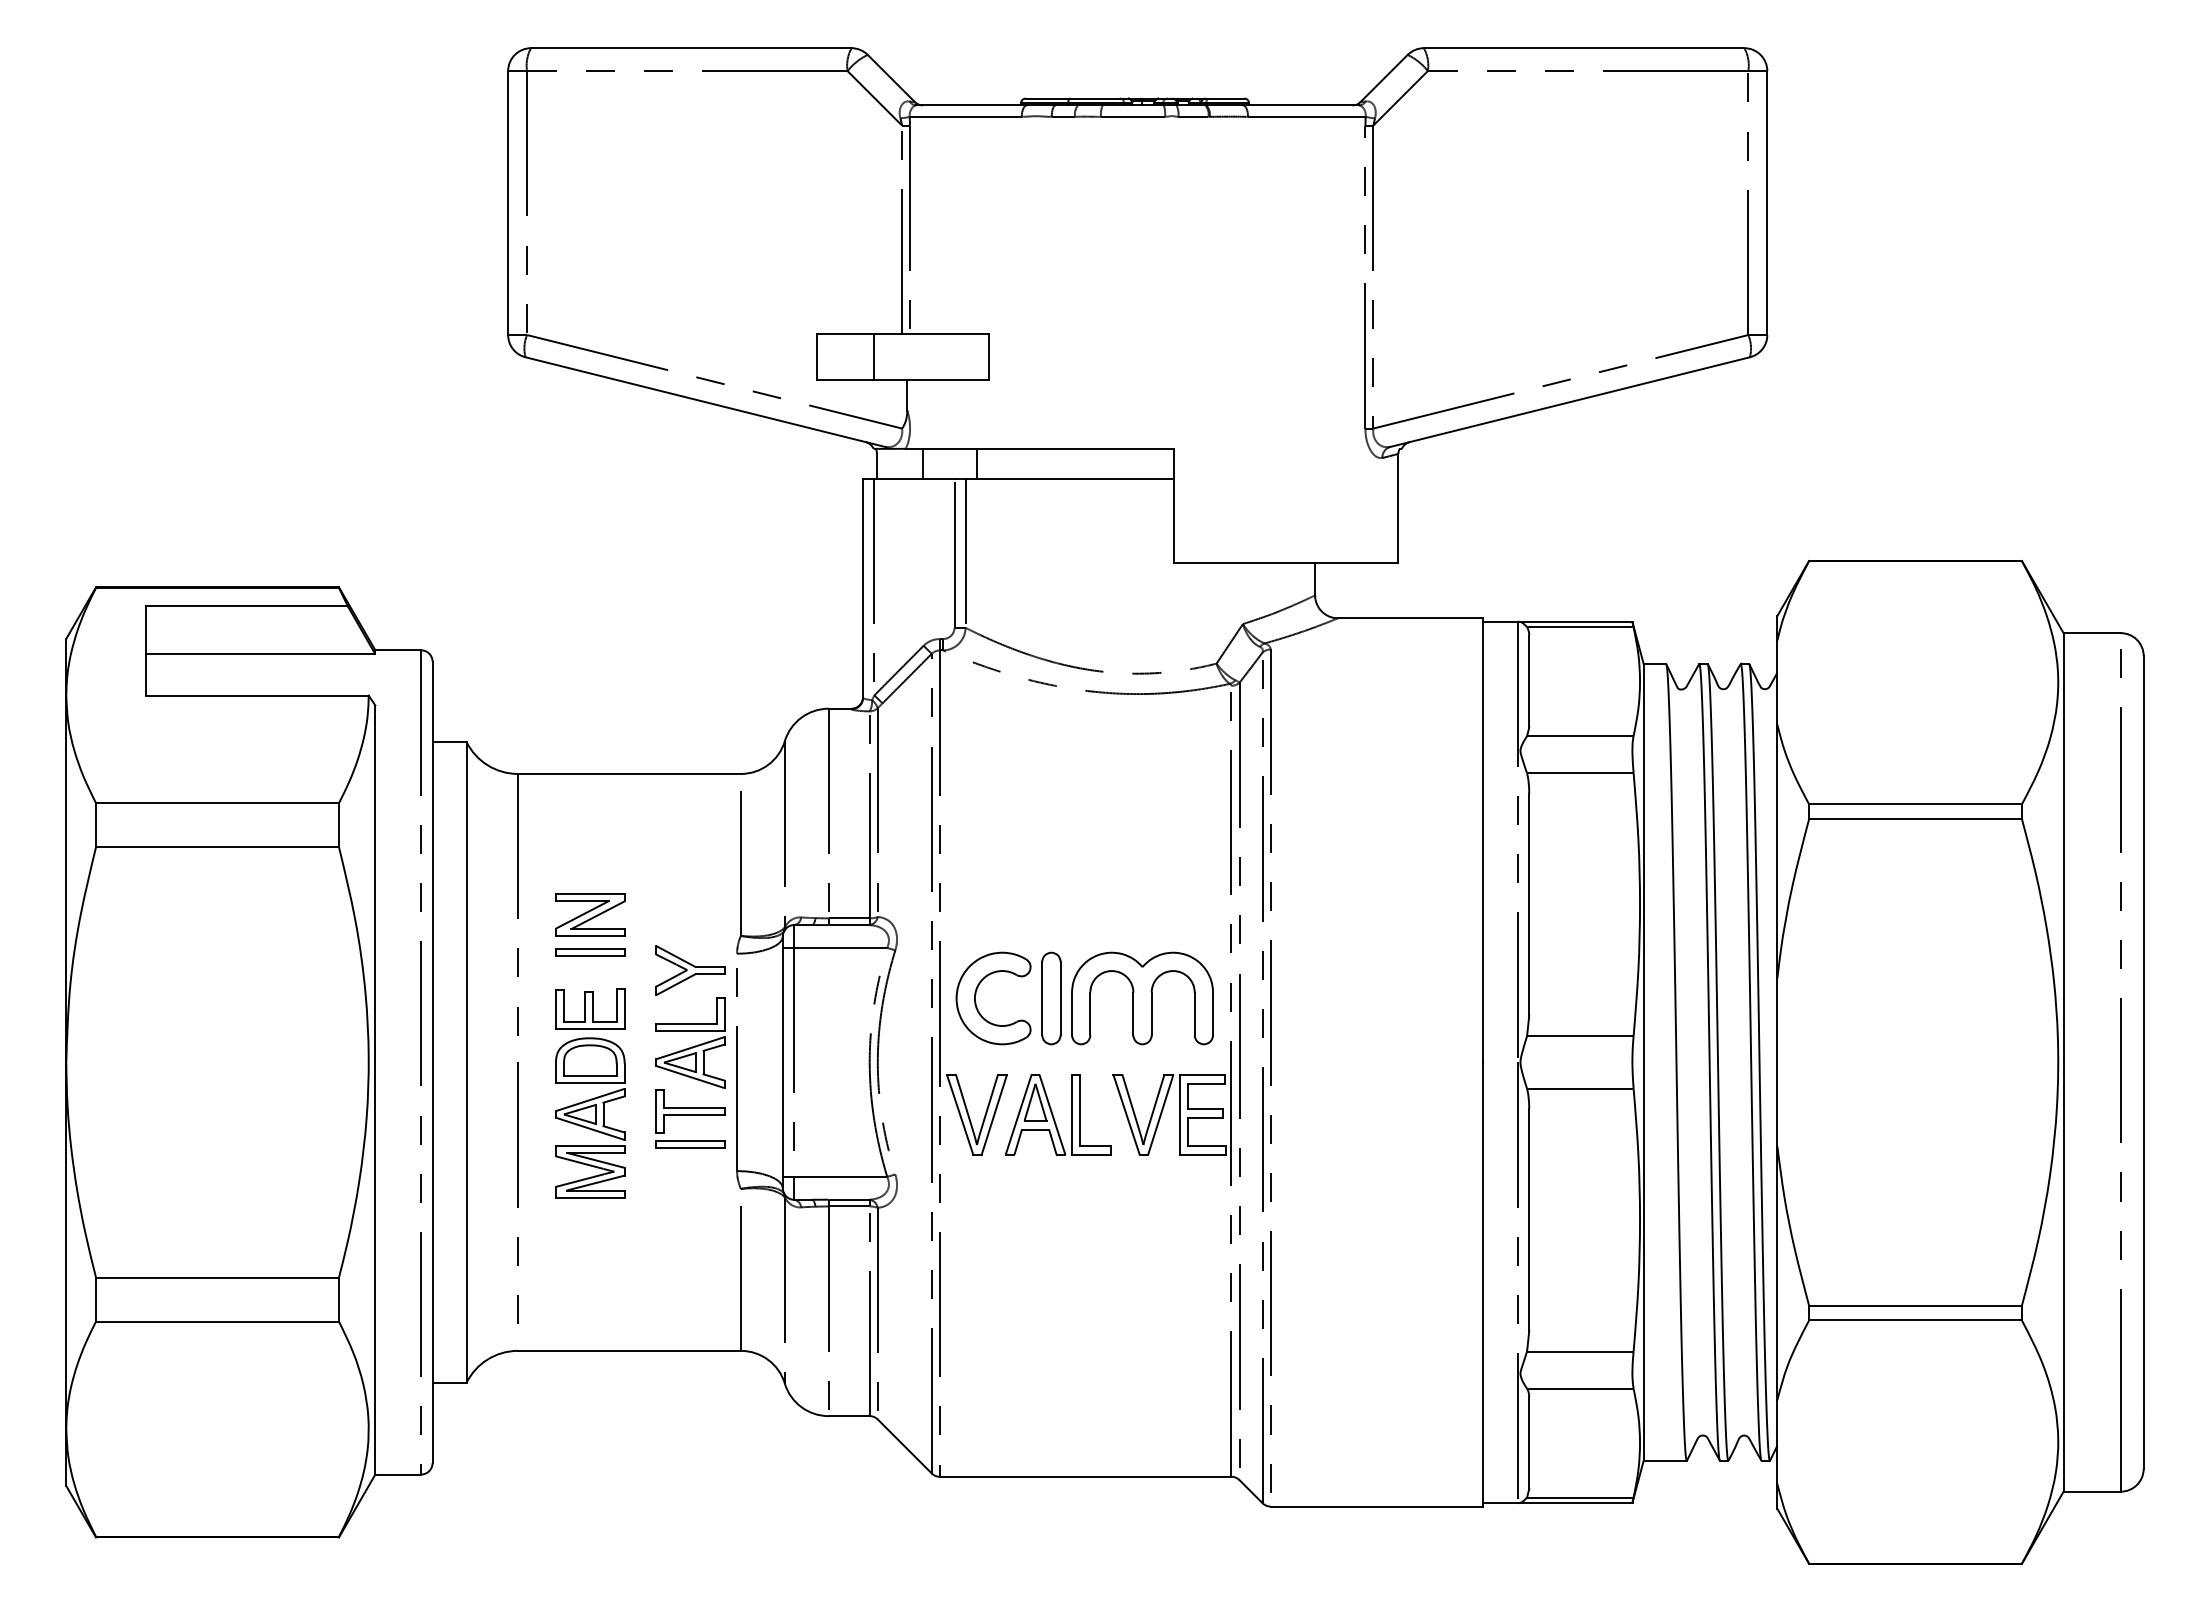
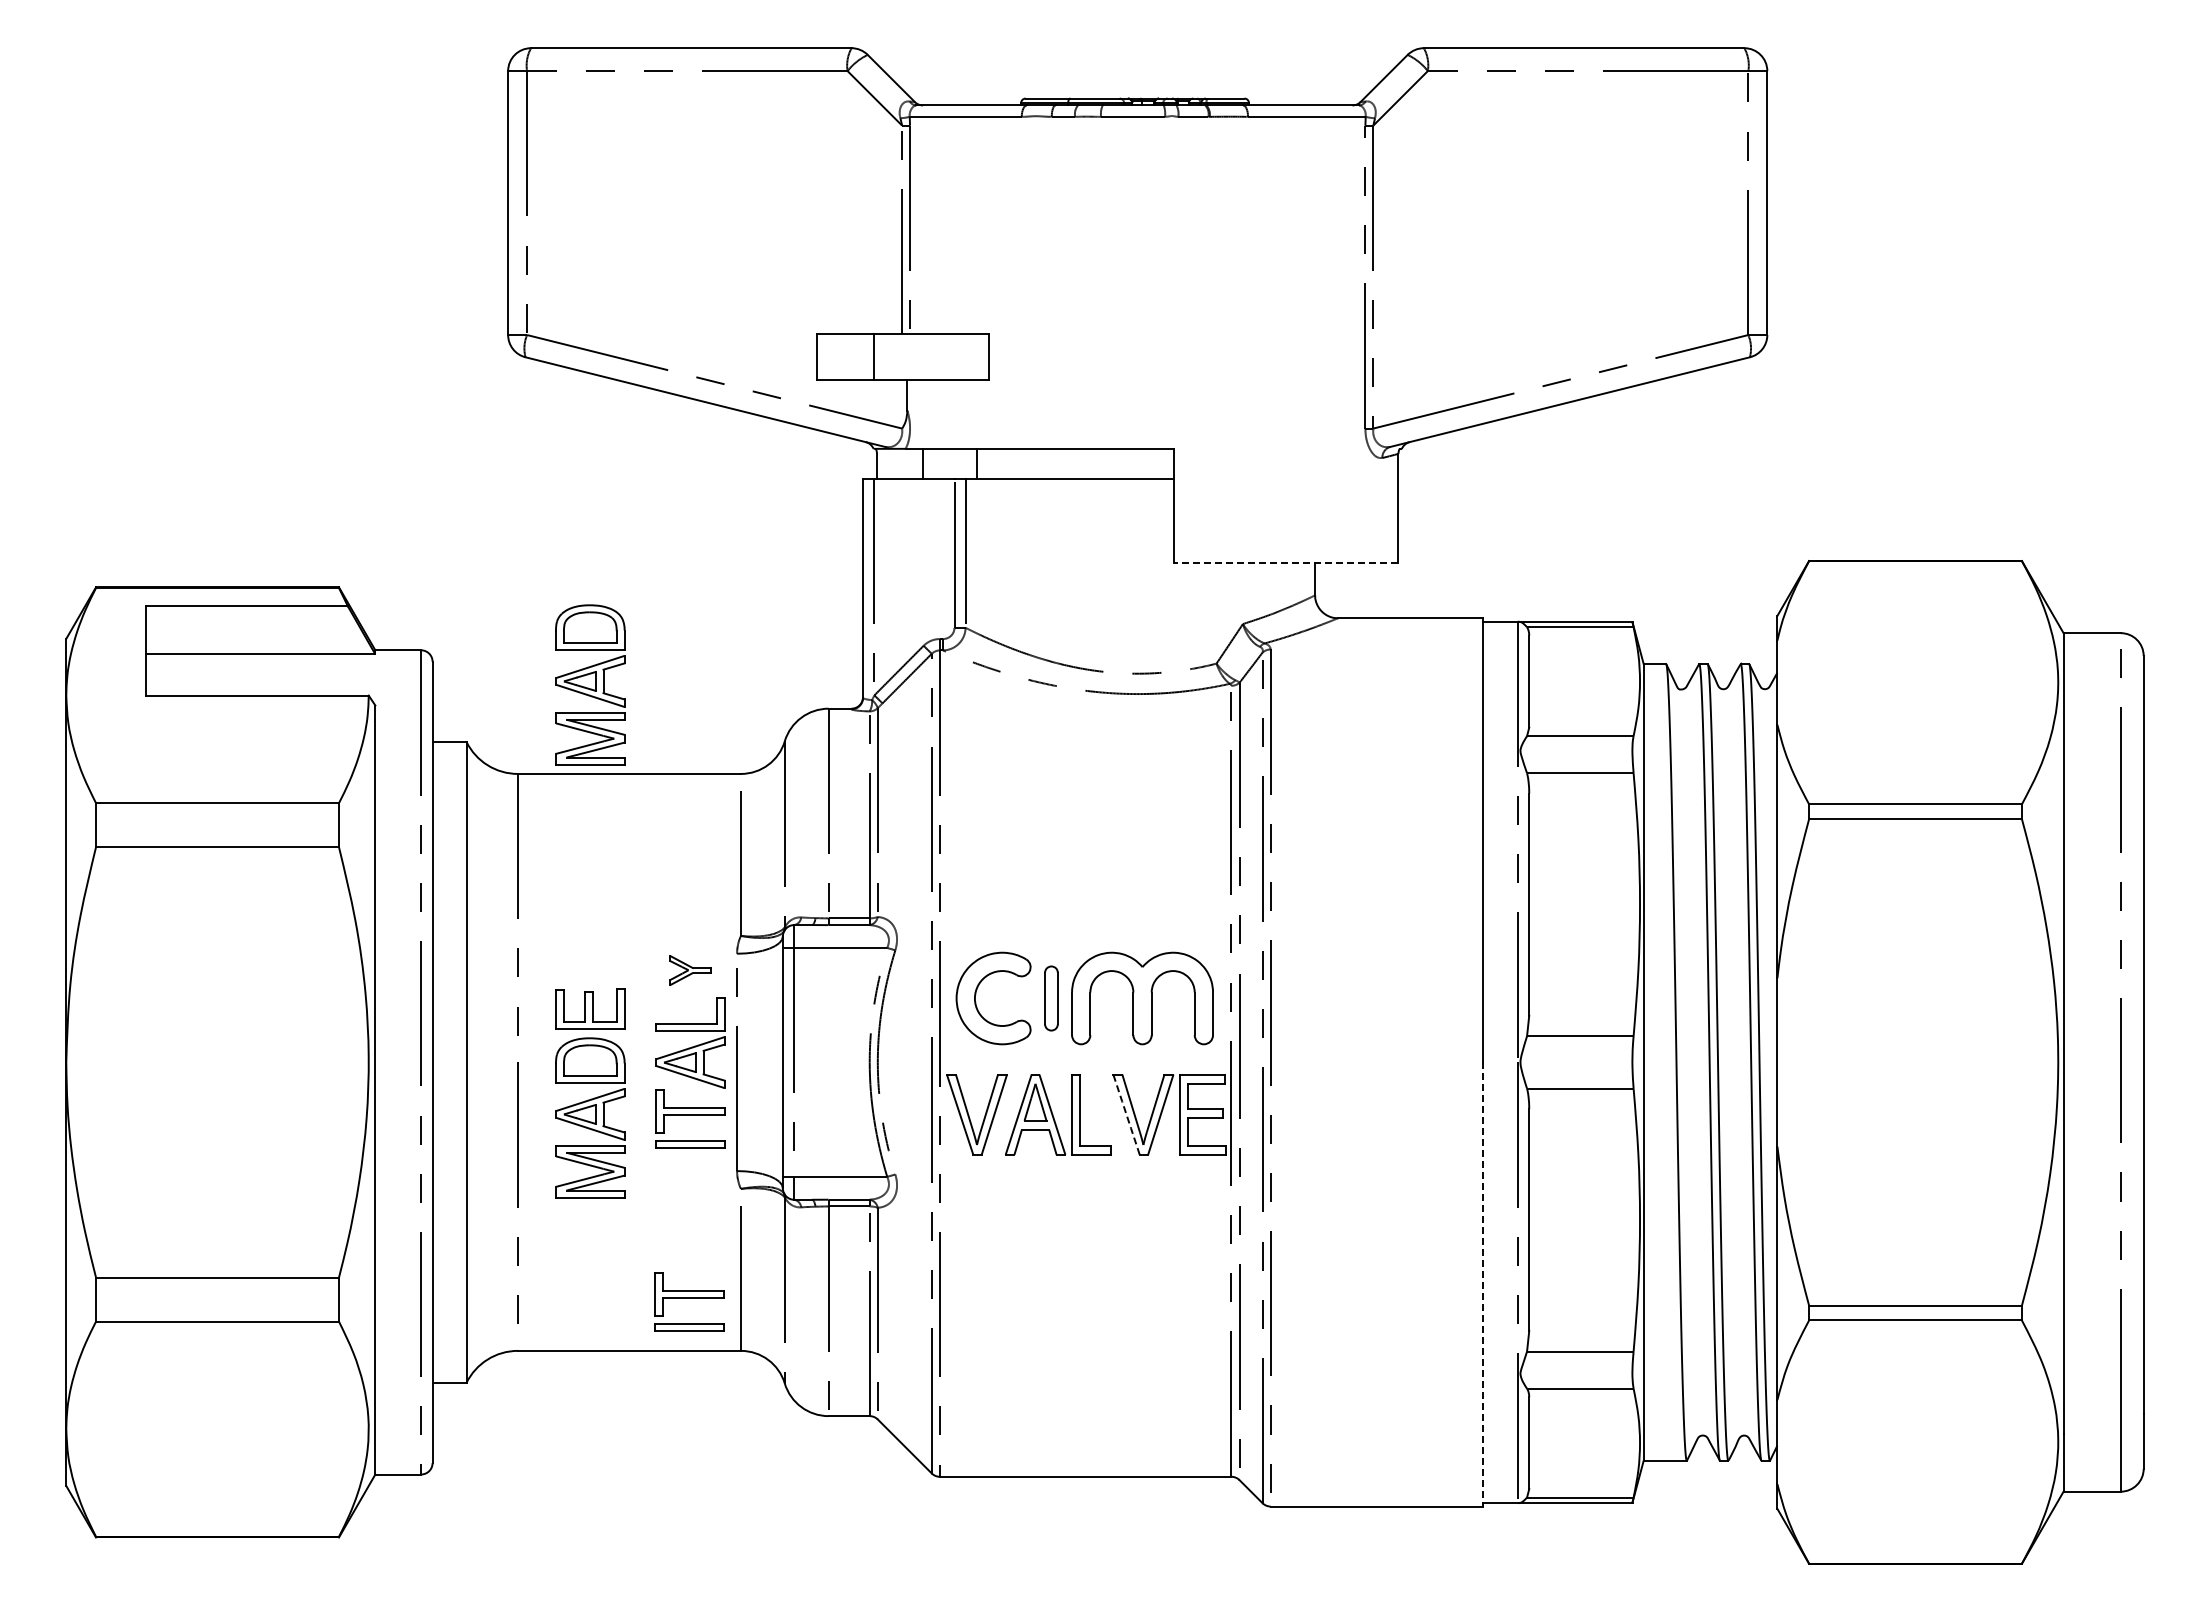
line: solid -> dashed (1285, 563)
part: none -> present (590, 684)
part: present -> none (590, 914)
part: present -> none (590, 952)
part size: 71x51 px -> 43x31 px (690, 970)
part size: 21x95 px -> 15x67 px (1051, 998)
line: solid -> dashed (1126, 1114)
line: solid -> dashed (1483, 1284)
part: none -> present (689, 1301)
